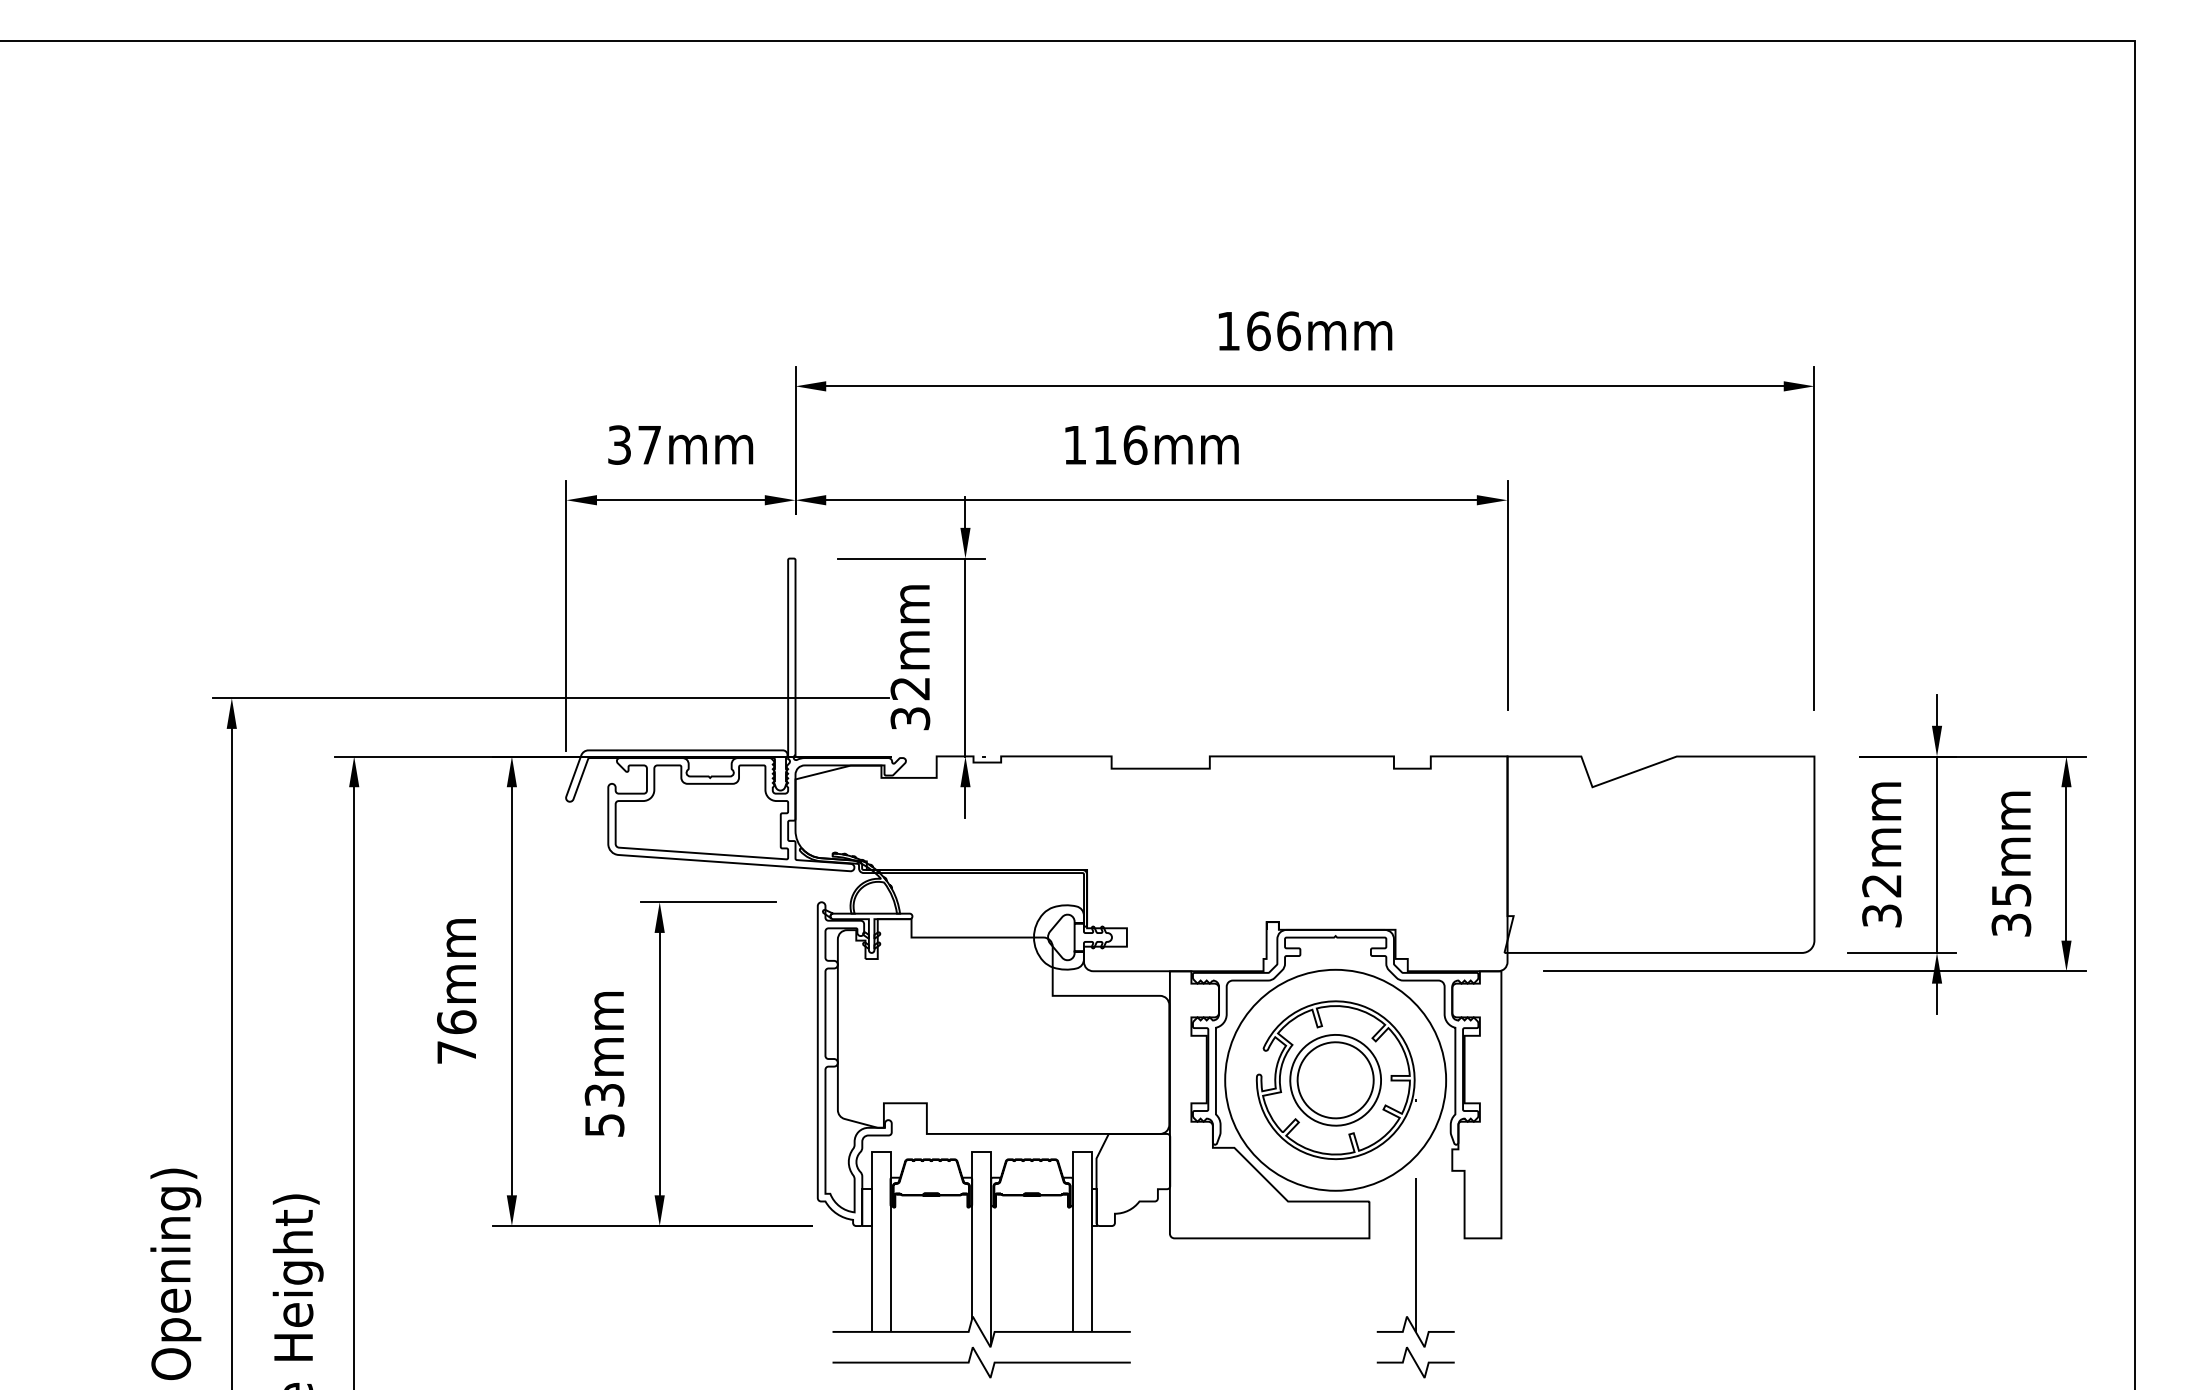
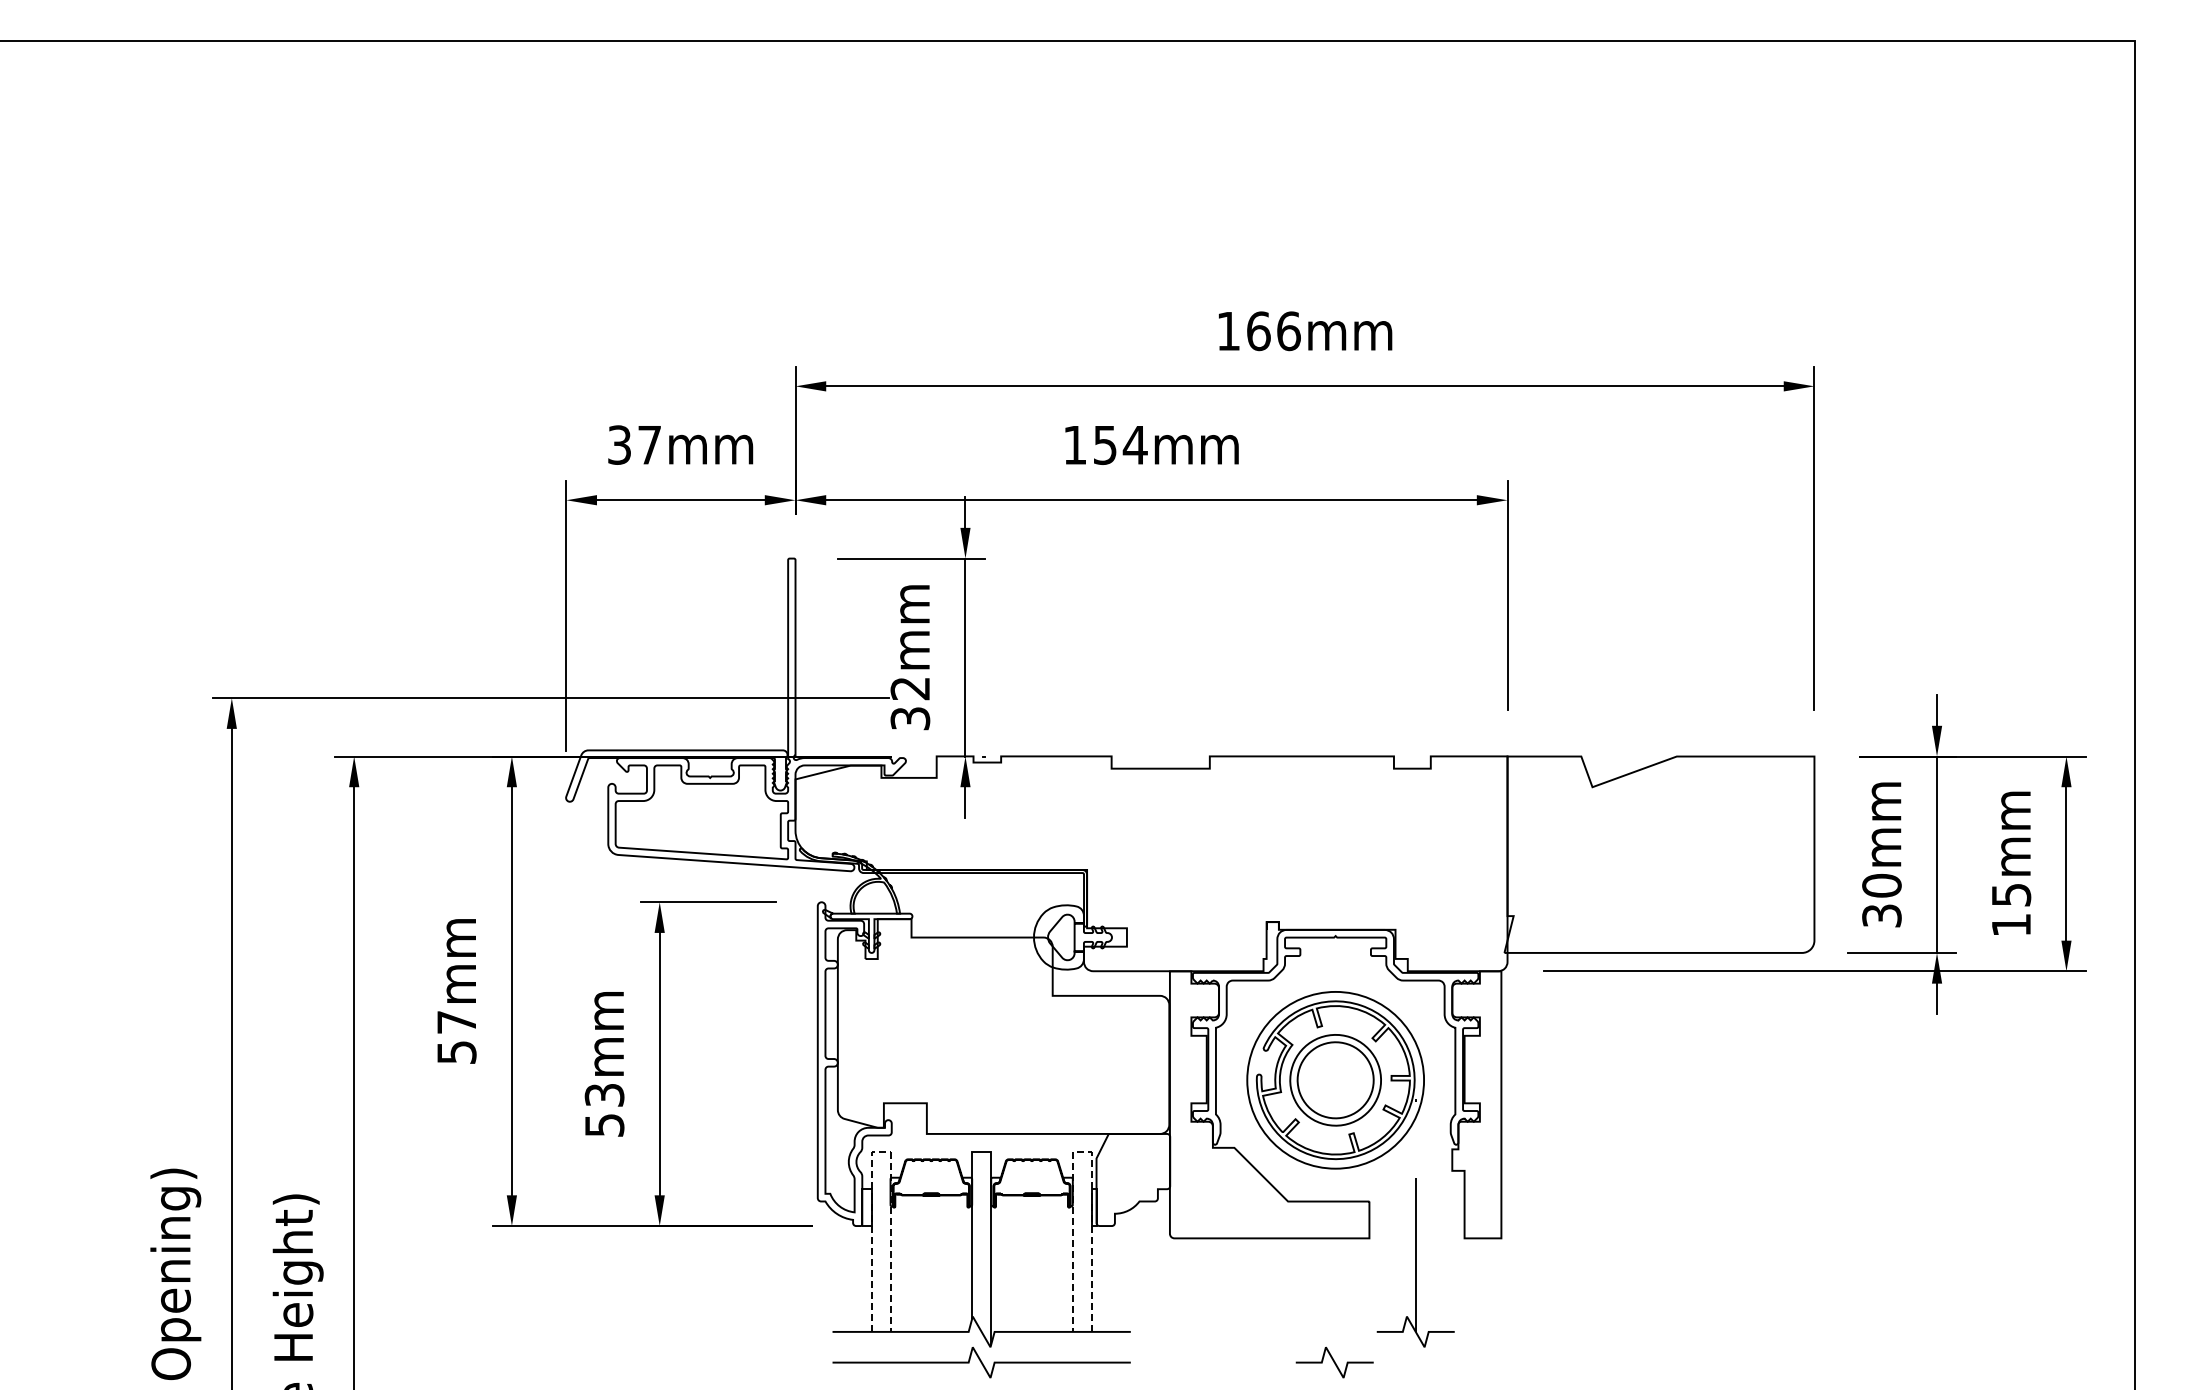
text: 116mm -> 154mm (1120, 444)
text: 32mm -> 30mm (1881, 885)
text: 35mm -> 15mm (2011, 924)
text: 76mm -> 57mm (456, 1036)
circle diameter: 221 px -> 177 px (1335, 1079)
line: solid -> dashed (881, 1152)
line: solid -> dashed (1082, 1152)
curve position: (1415, 1362) -> (1334, 1362) (1334, 1362)
